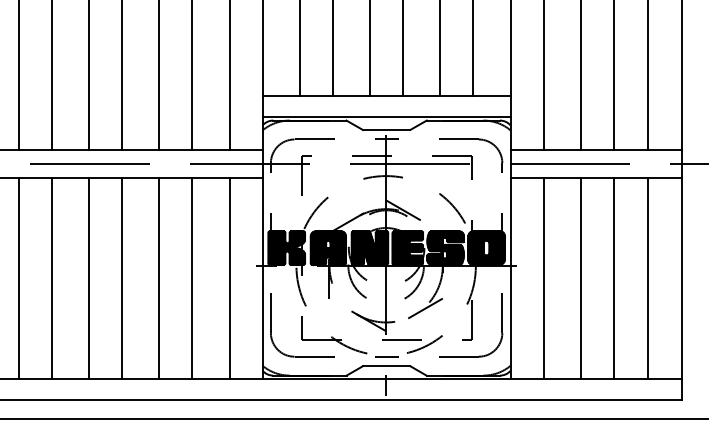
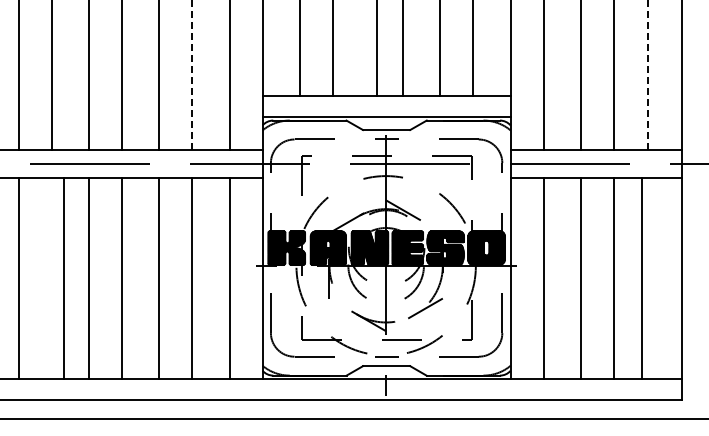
line position: (370, 48) -> (377, 48) (377, 48)
line: solid -> dashed (192, 75)
line: solid -> dashed (648, 75)
line position: (51, 278) -> (63, 278) (63, 278)
line position: (648, 278) -> (642, 278) (642, 278)
